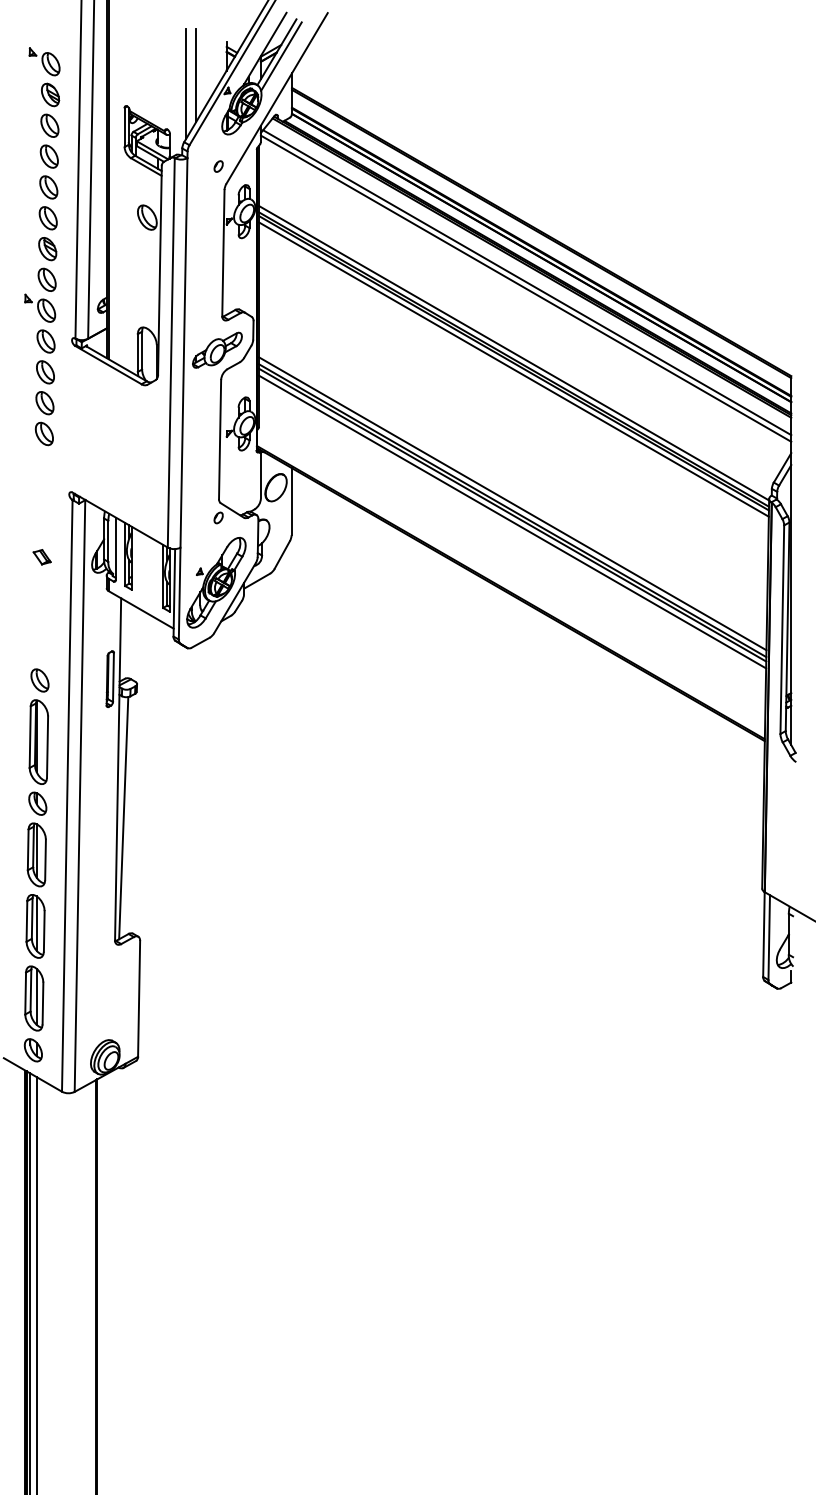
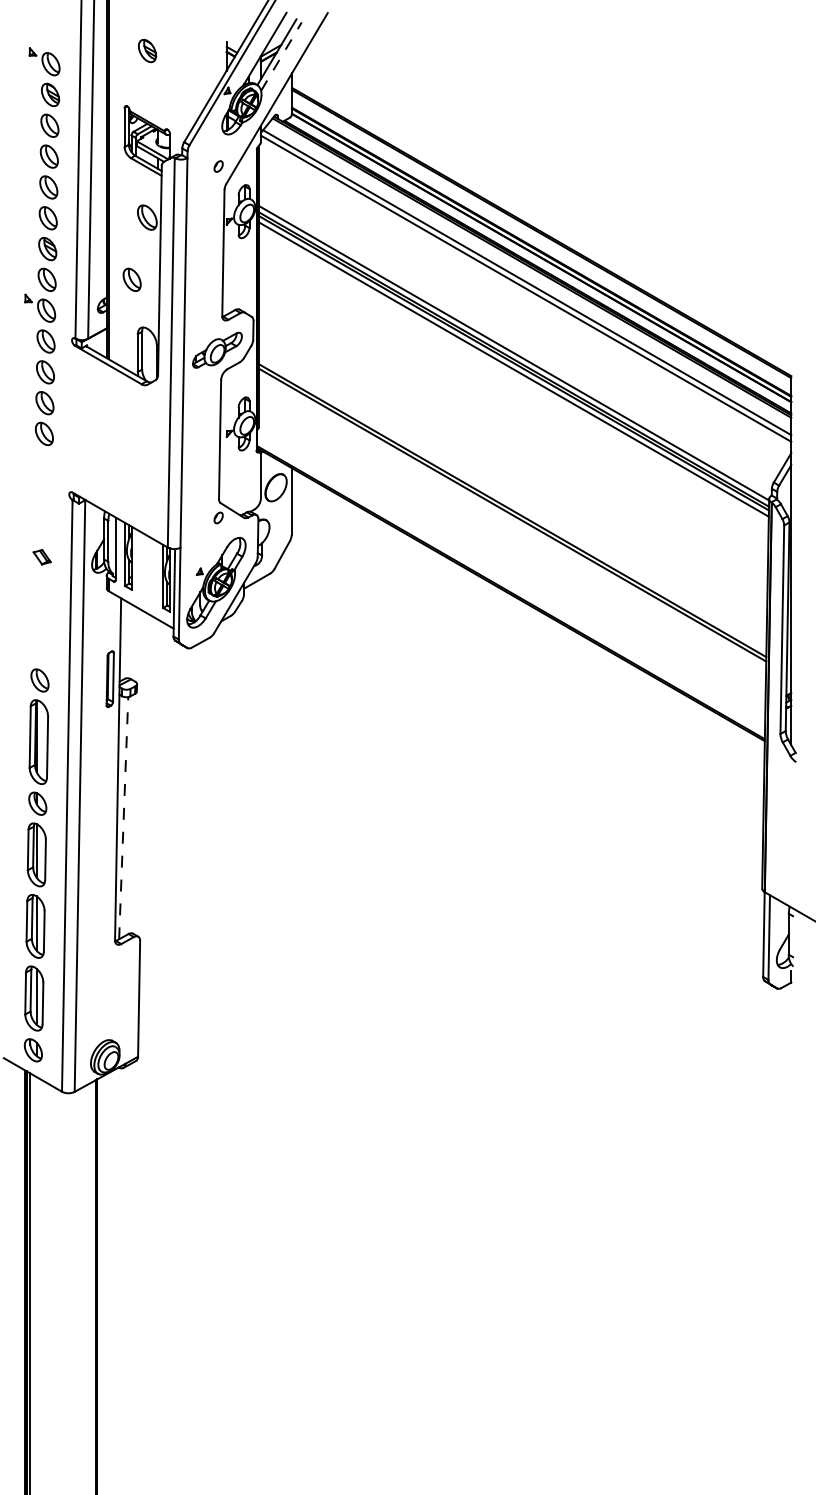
part: none -> present (147, 50)
line: solid -> dashed (281, 56)
line: present -> none (196, 74)
line: present -> none (185, 83)
part: none -> present (131, 279)
line: present -> none (512, 503)
line: present -> none (512, 521)
line: solid -> dashed (123, 817)
line: present -> none (36, 1284)
